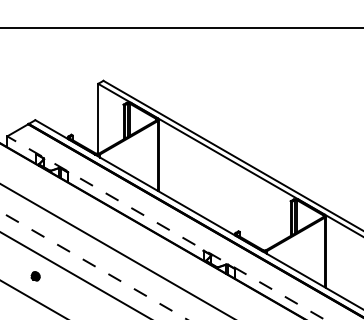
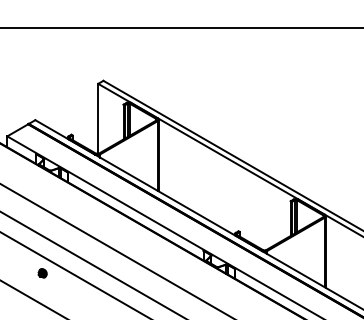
line: dashed -> solid (165, 227)
line: dashed -> solid (93, 265)
part position: (35, 276) -> (42, 273) (42, 273)
